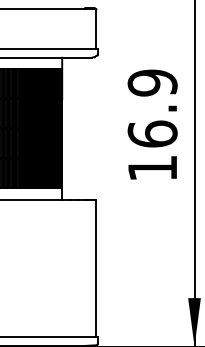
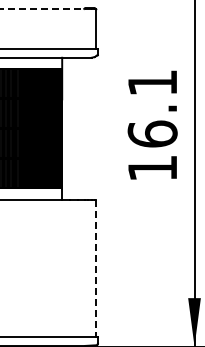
line: solid -> dashed (46, 8)
text: 16.9 -> 16.1 (152, 82)
line: solid -> dashed (96, 269)
